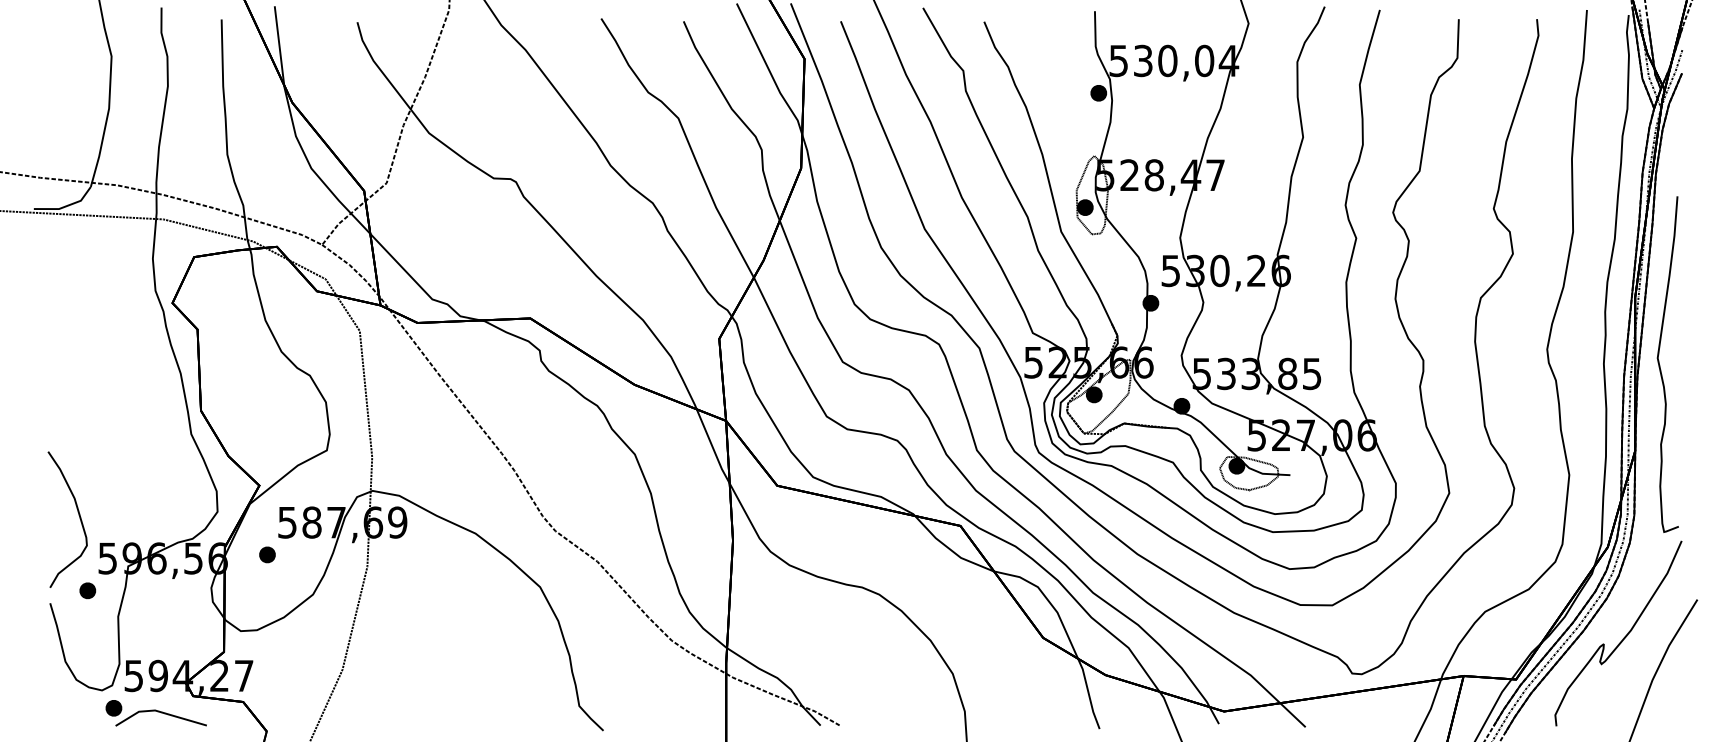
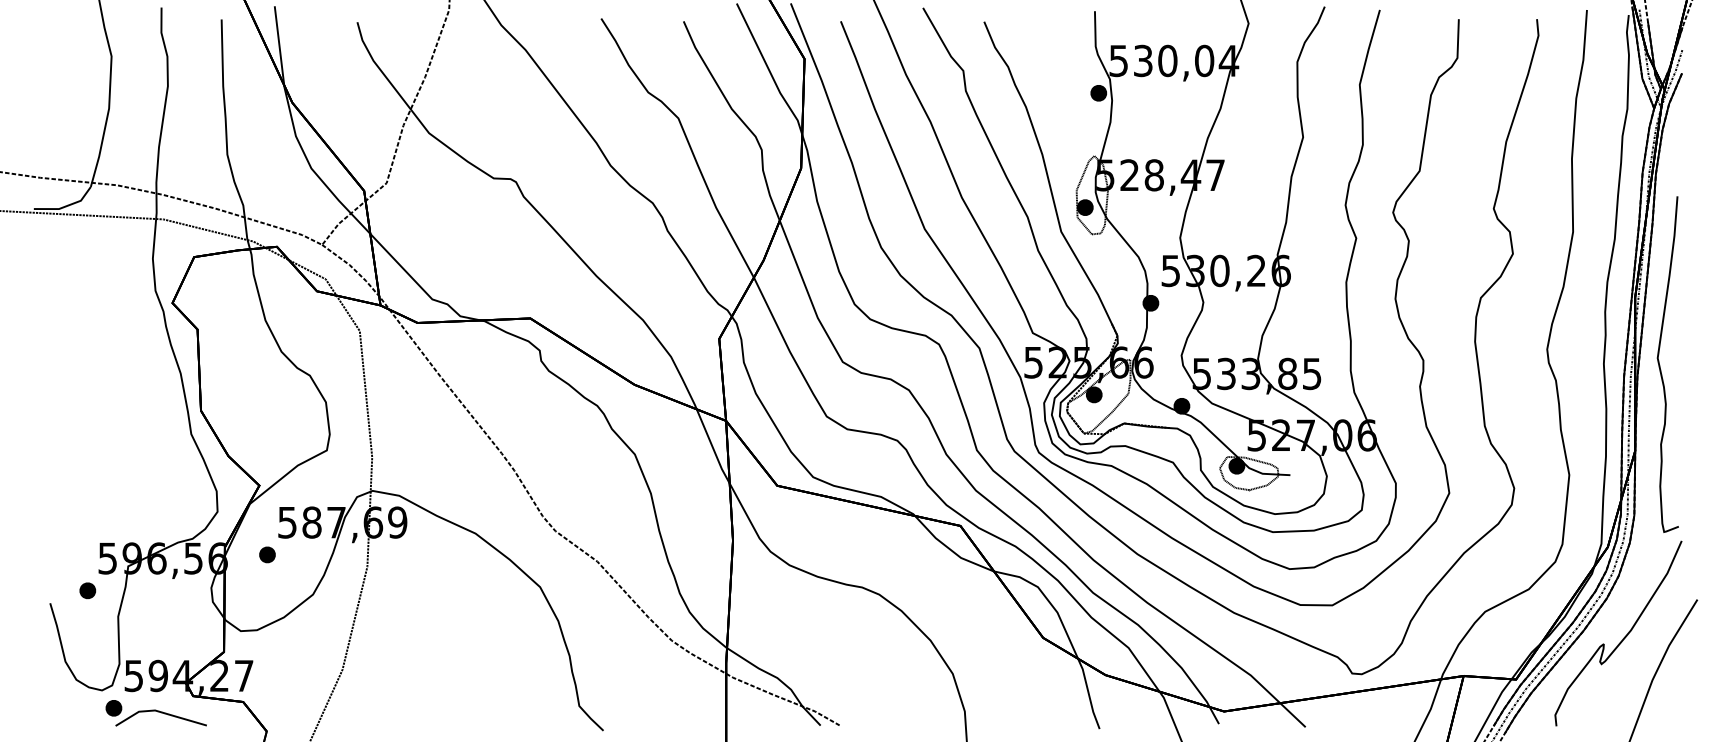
curve: present -> none (78, 515)
